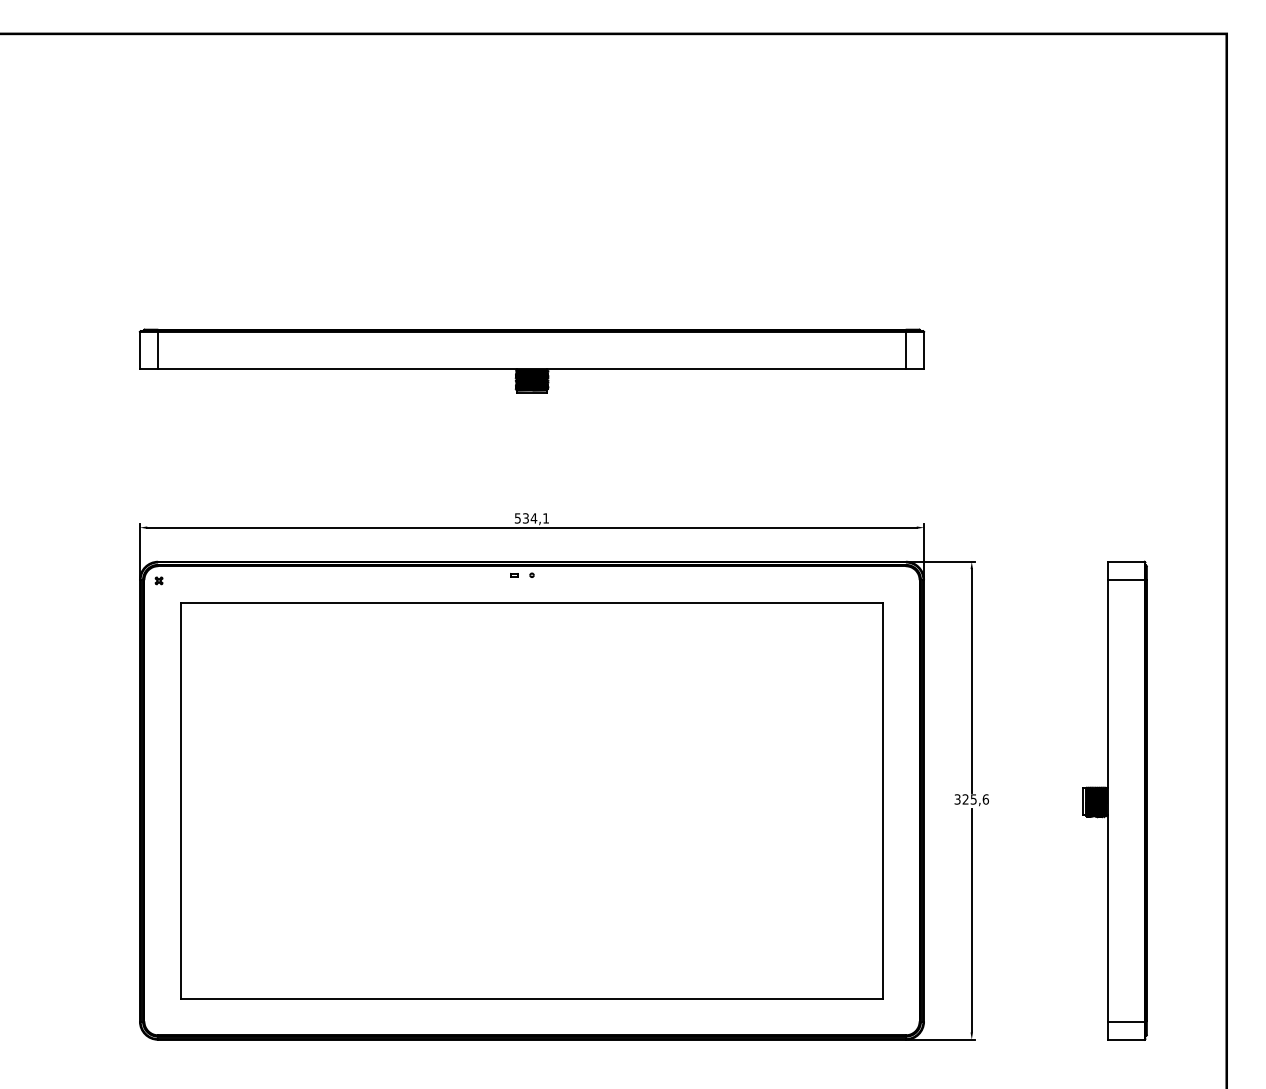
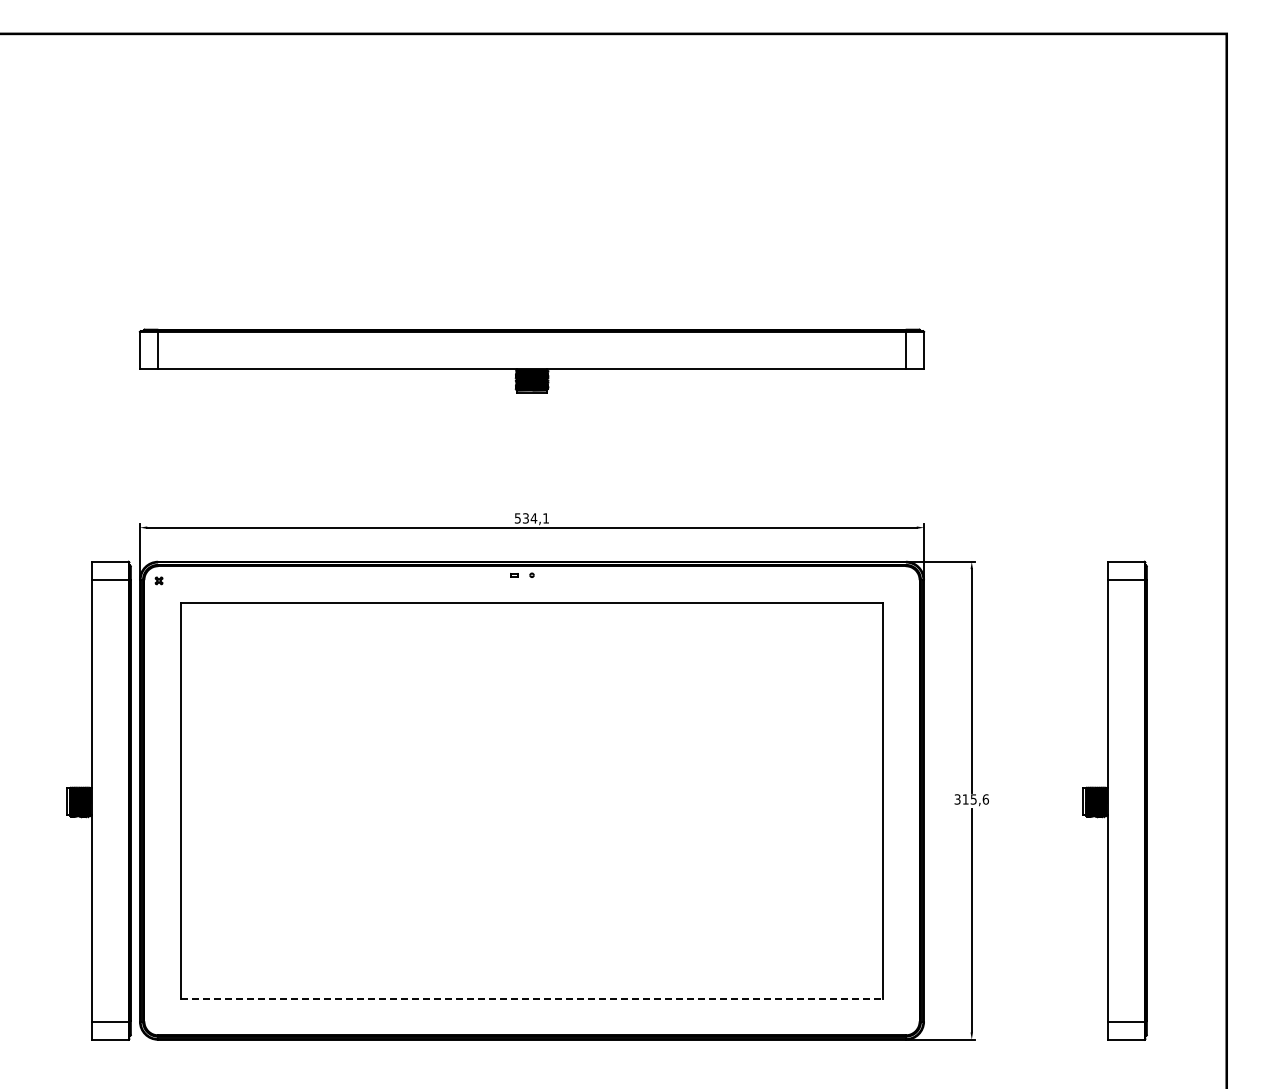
text: 325,6 -> 315,6 (965, 799)
part: none -> present (98, 800)
line: solid -> dashed (532, 998)
